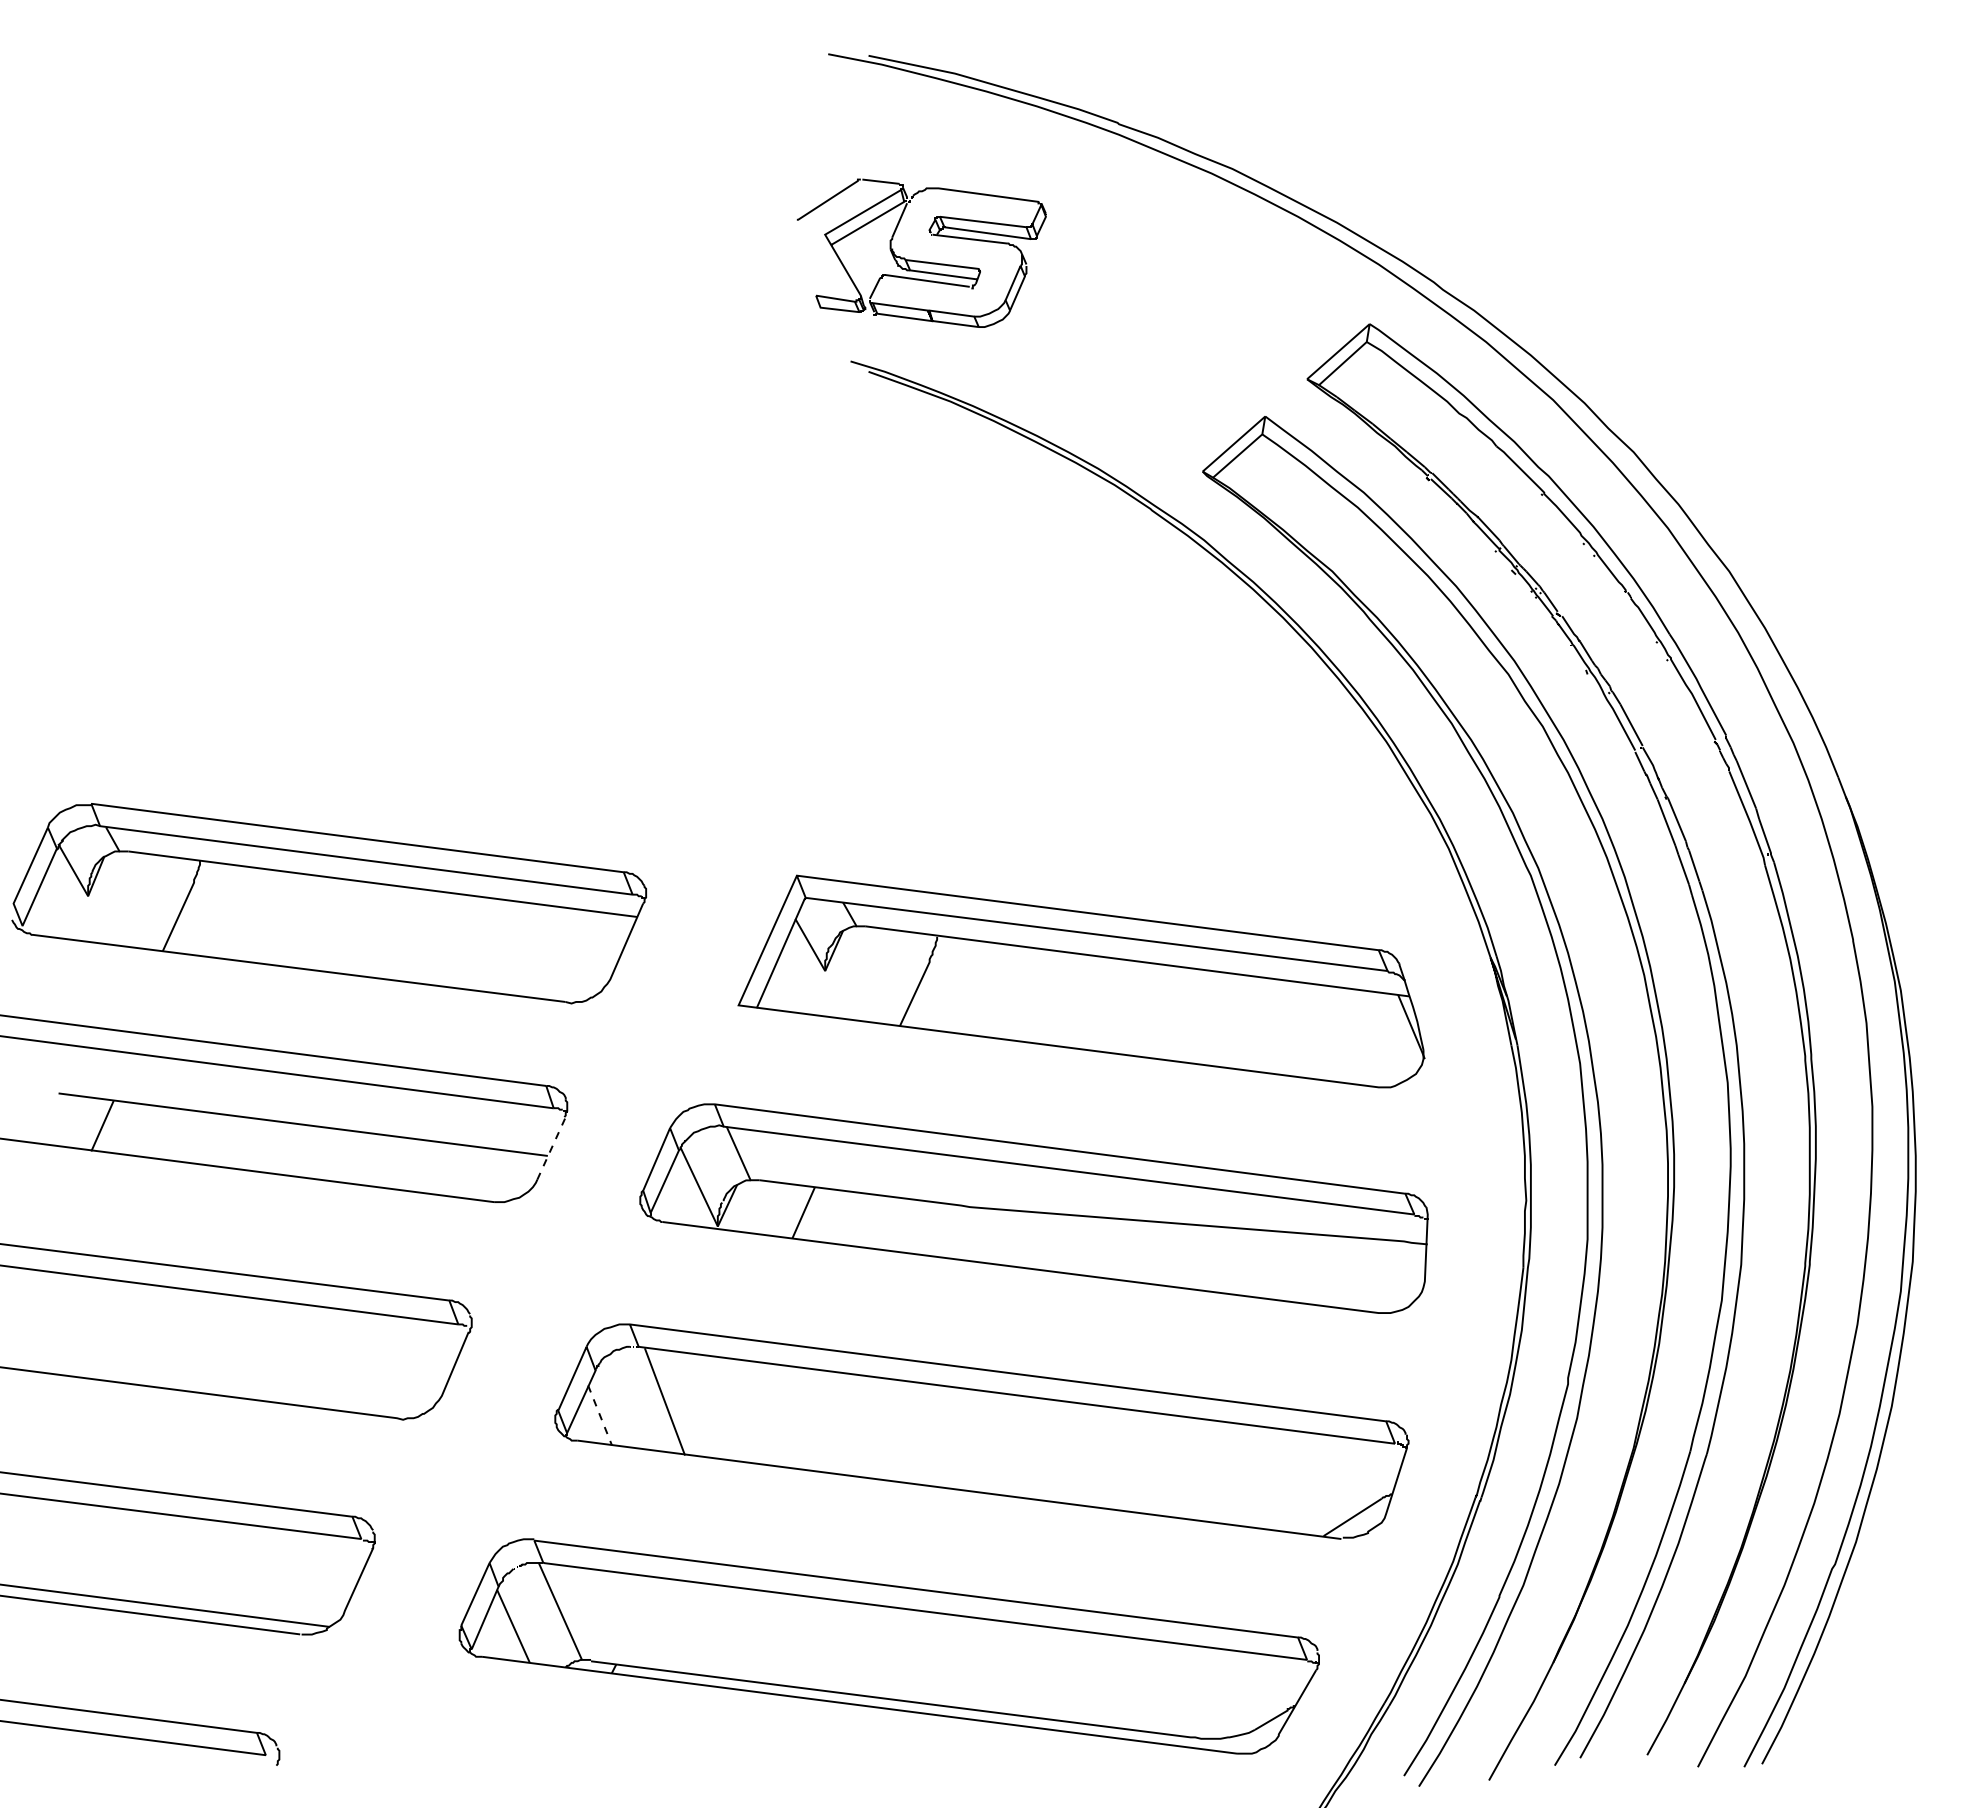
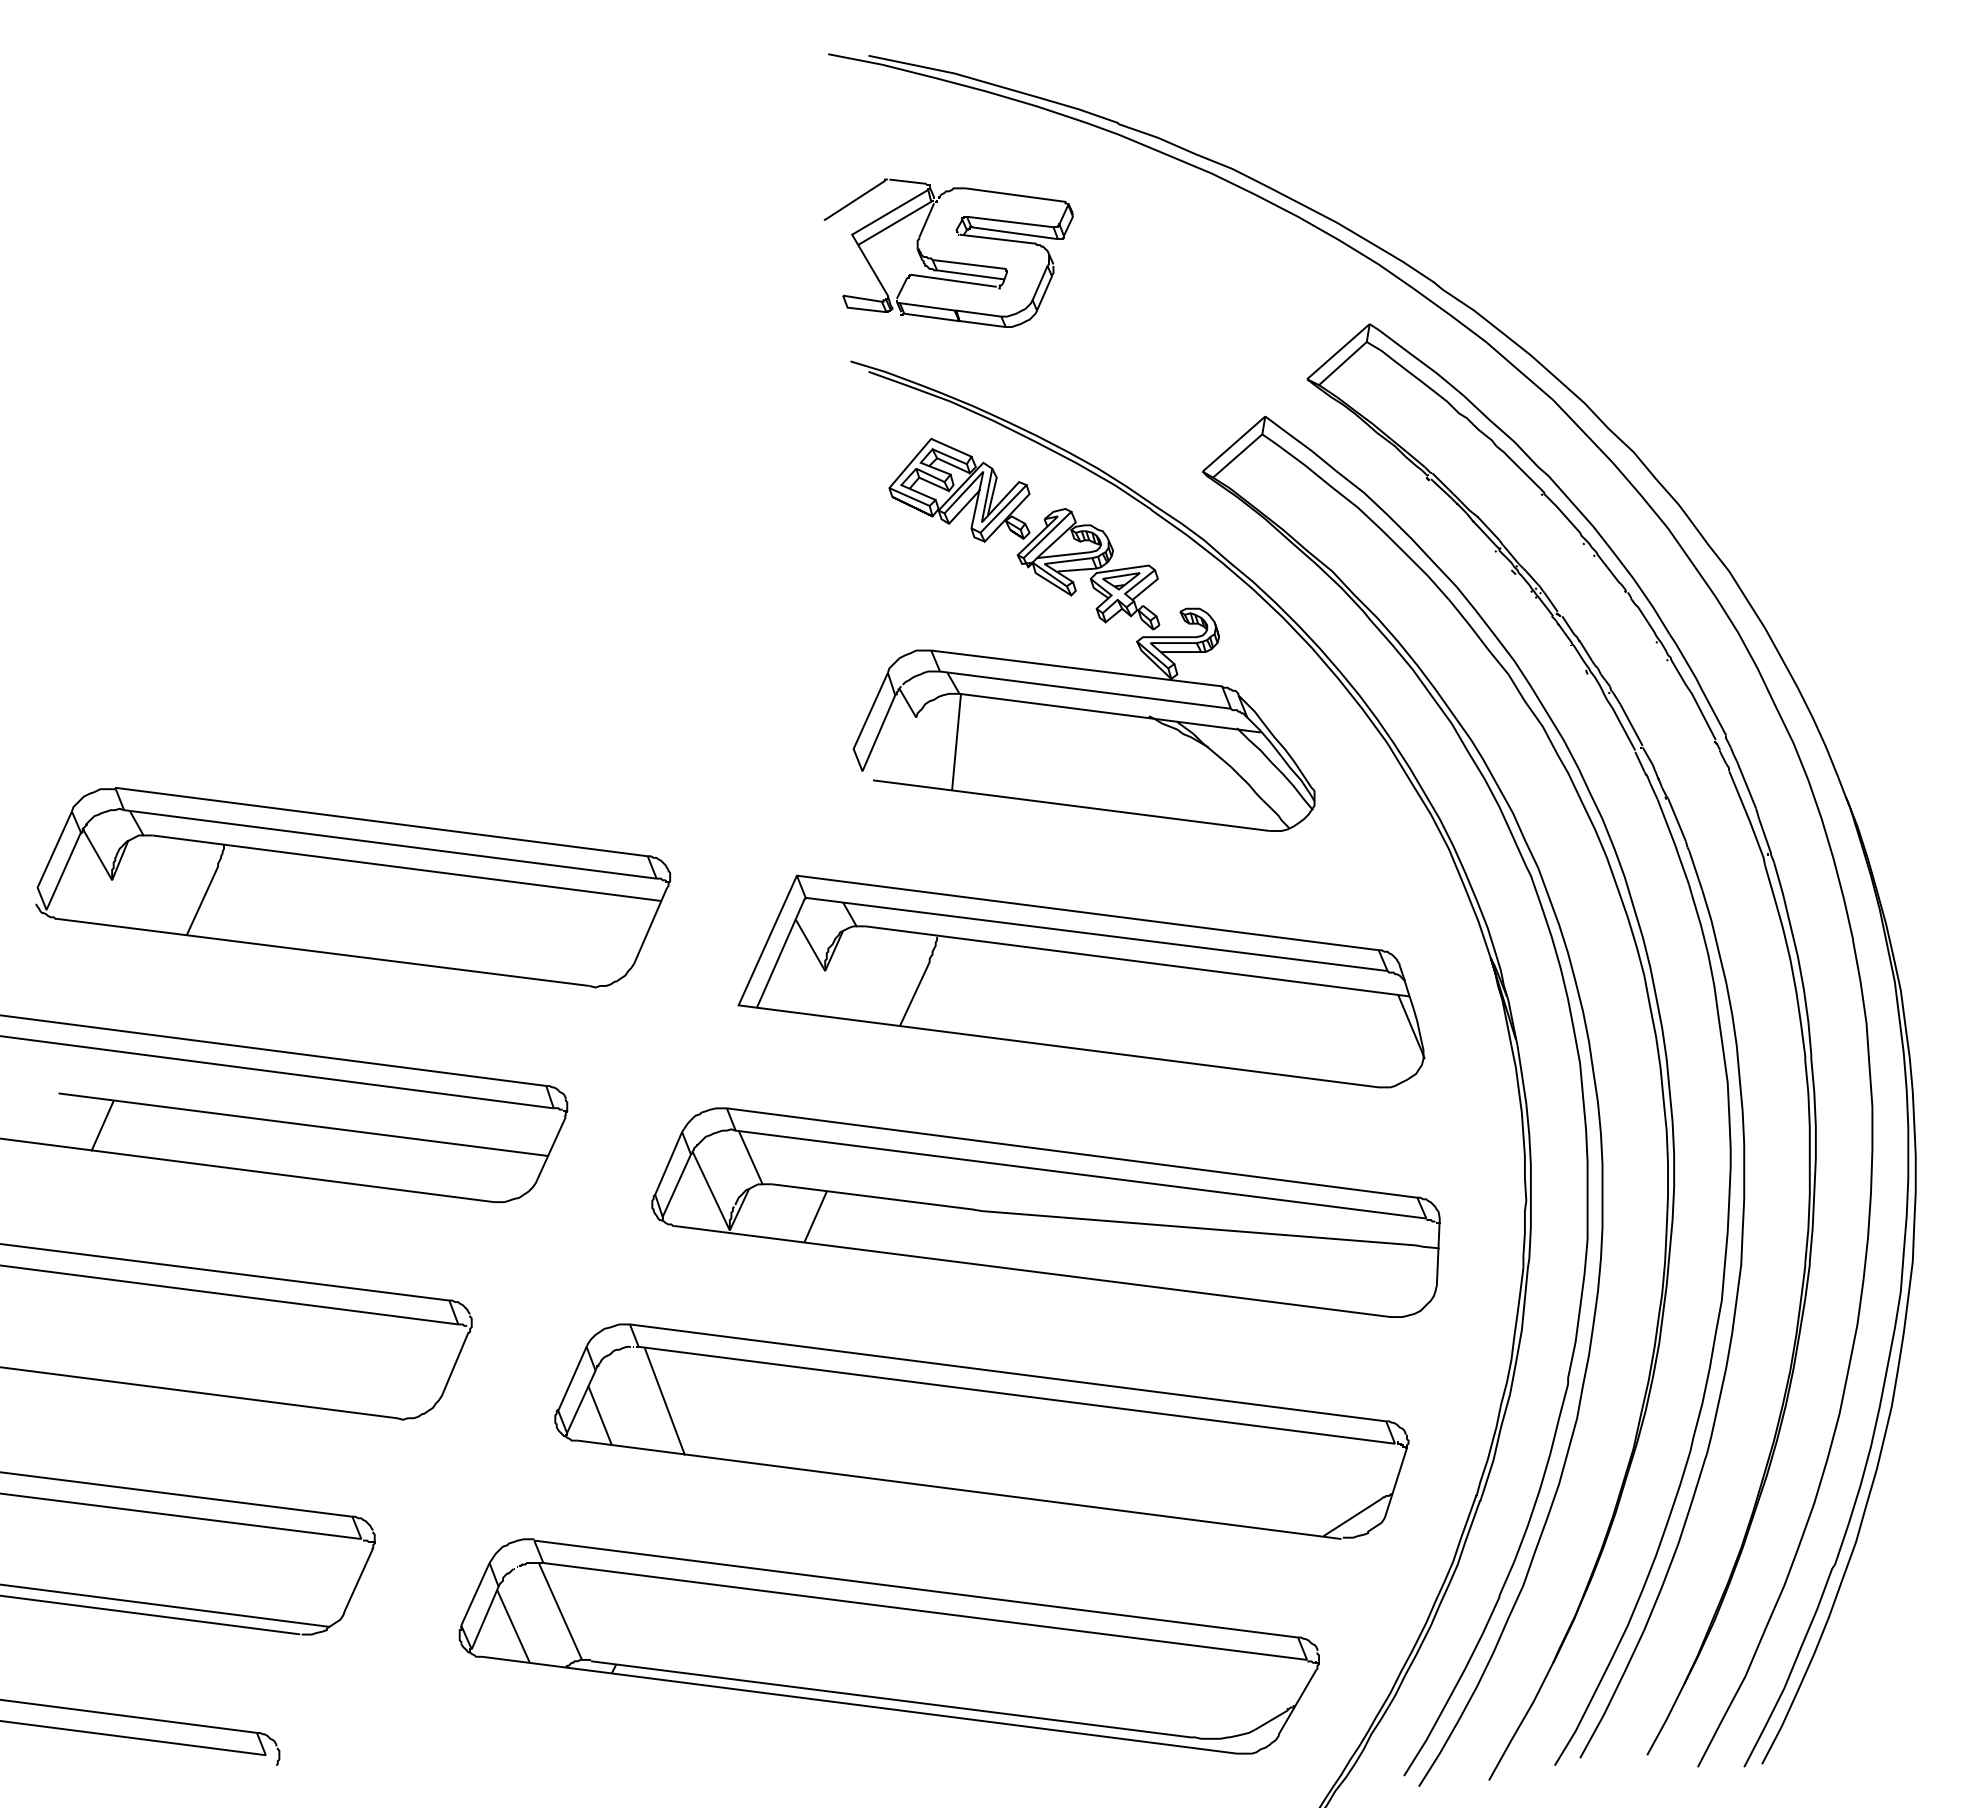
part position: (920, 260) -> (947, 260) (947, 260)
part: none -> present (1099, 618)
part position: (328, 903) -> (352, 887) (352, 887)
line: dashed -> solid (551, 1148)
part position: (1033, 1208) -> (1045, 1212) (1045, 1212)
line: dashed -> solid (600, 1415)
